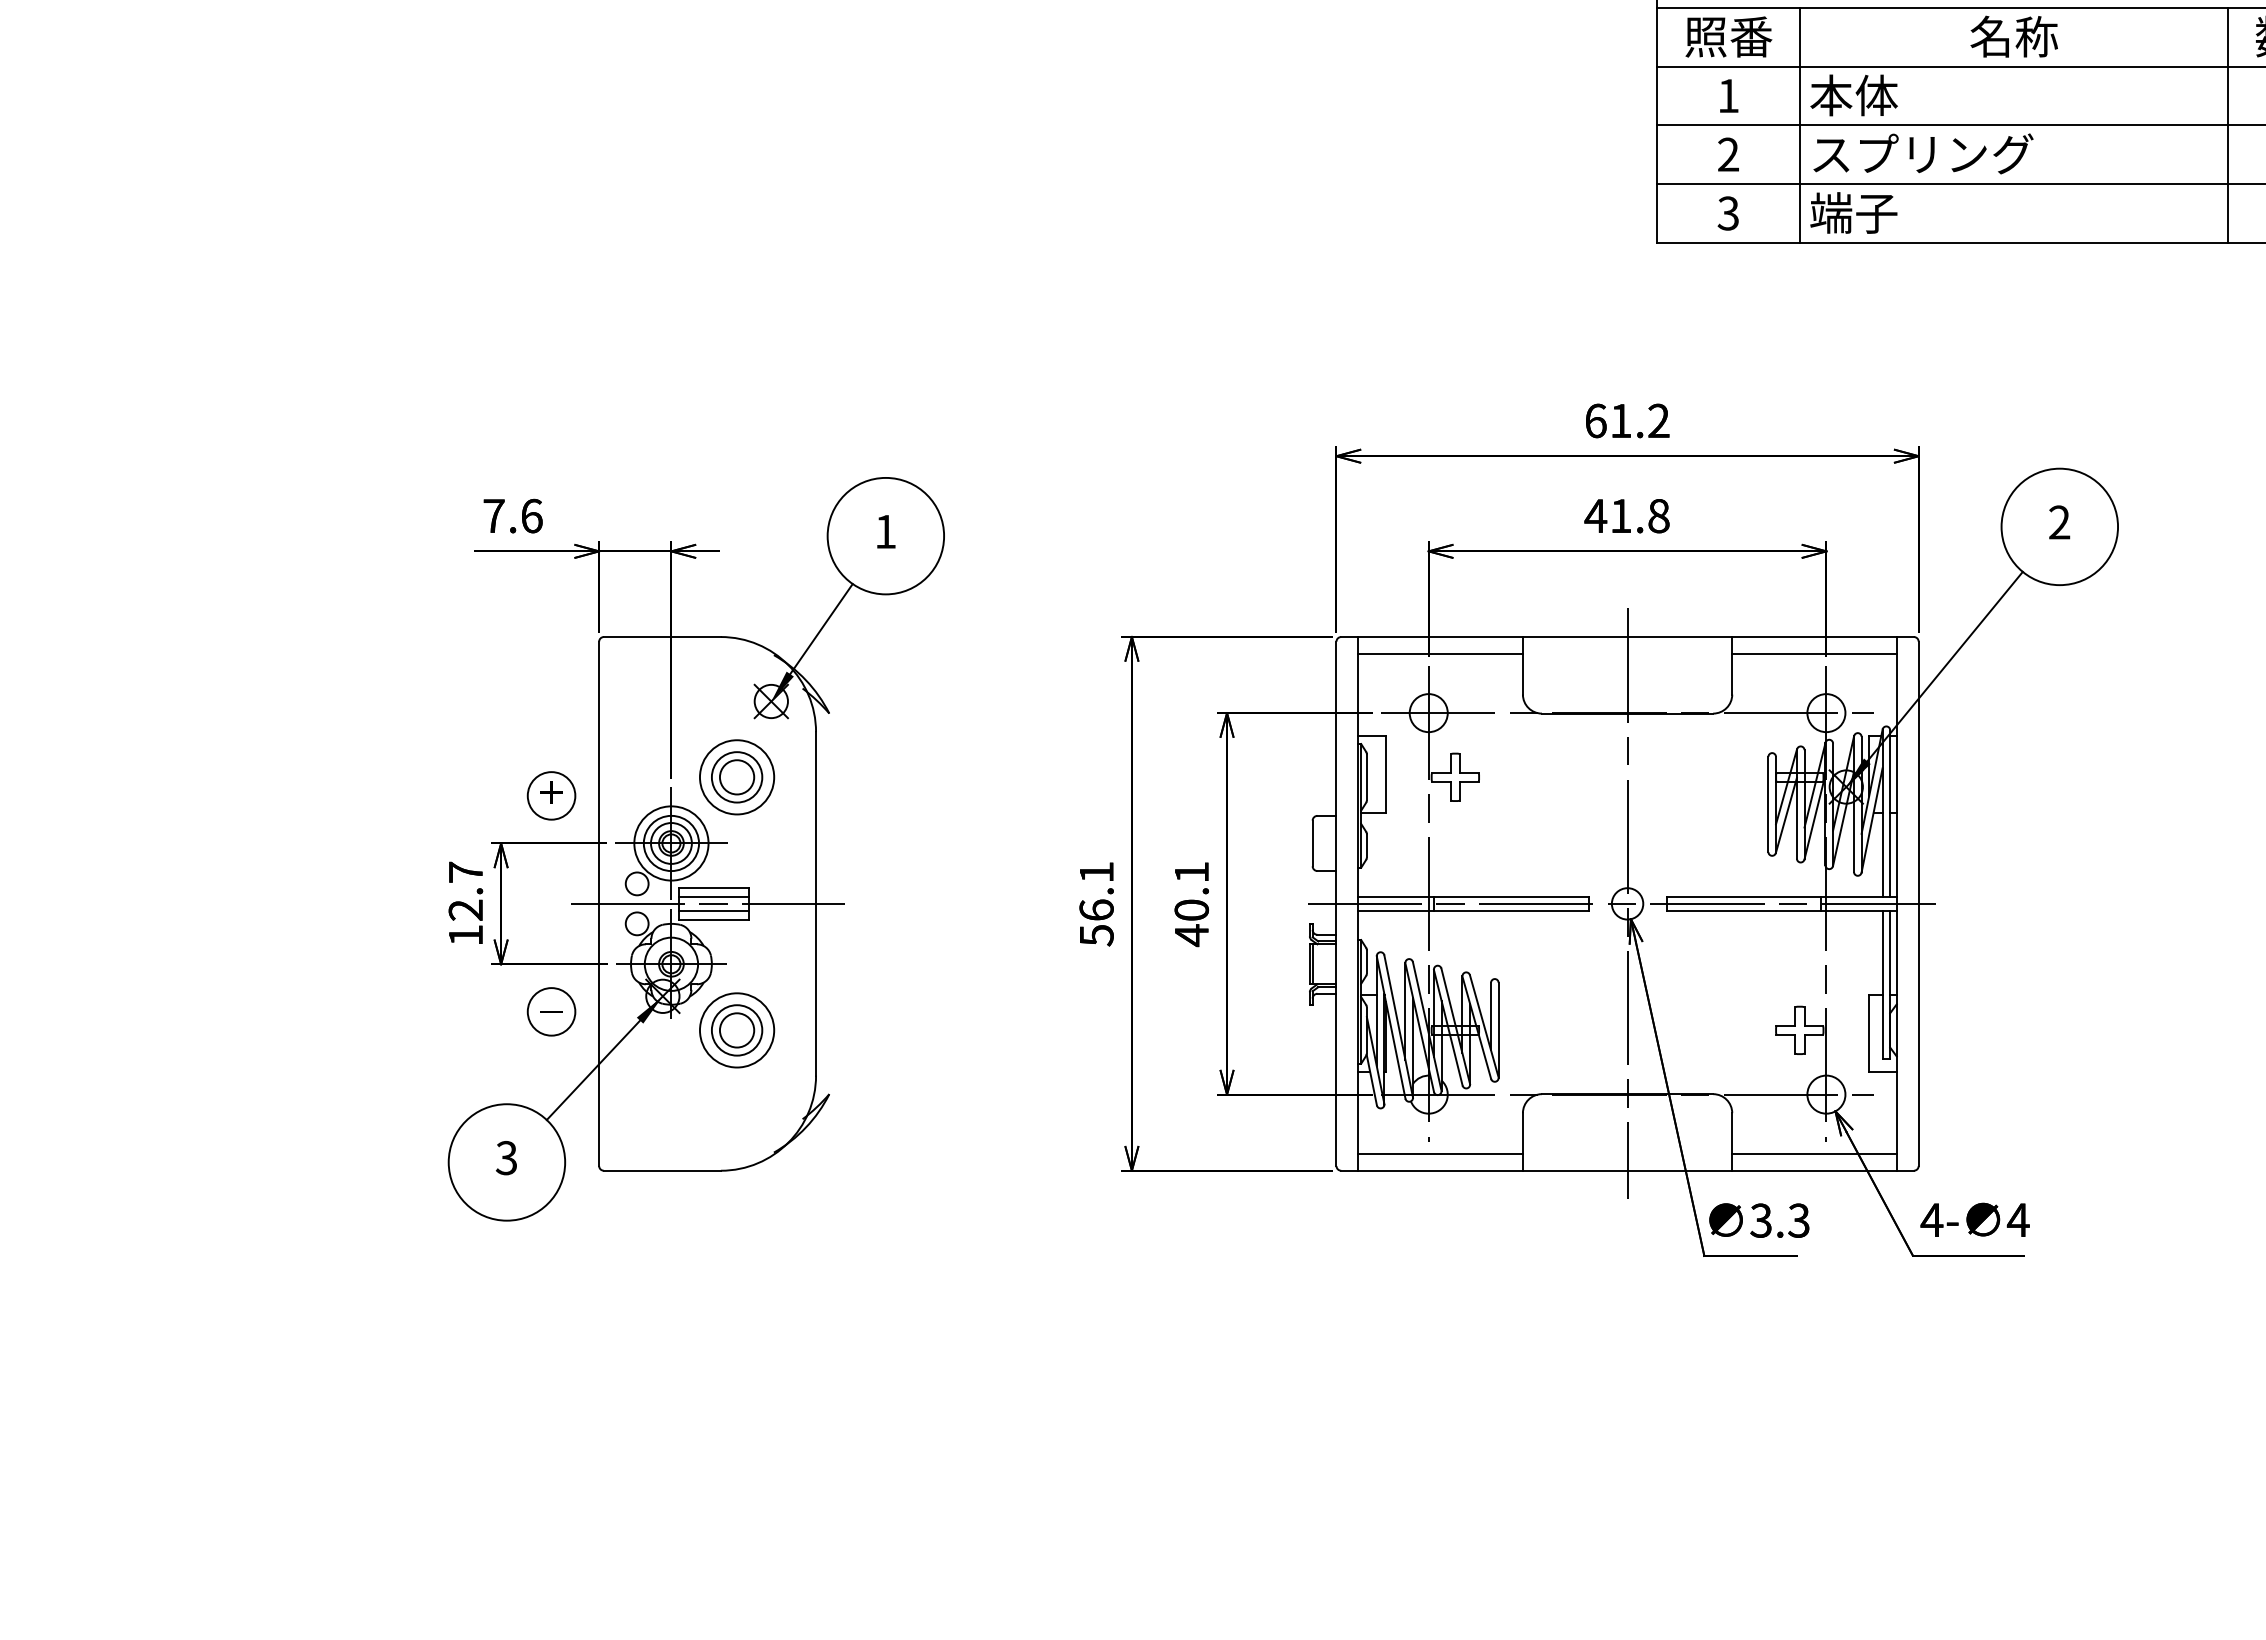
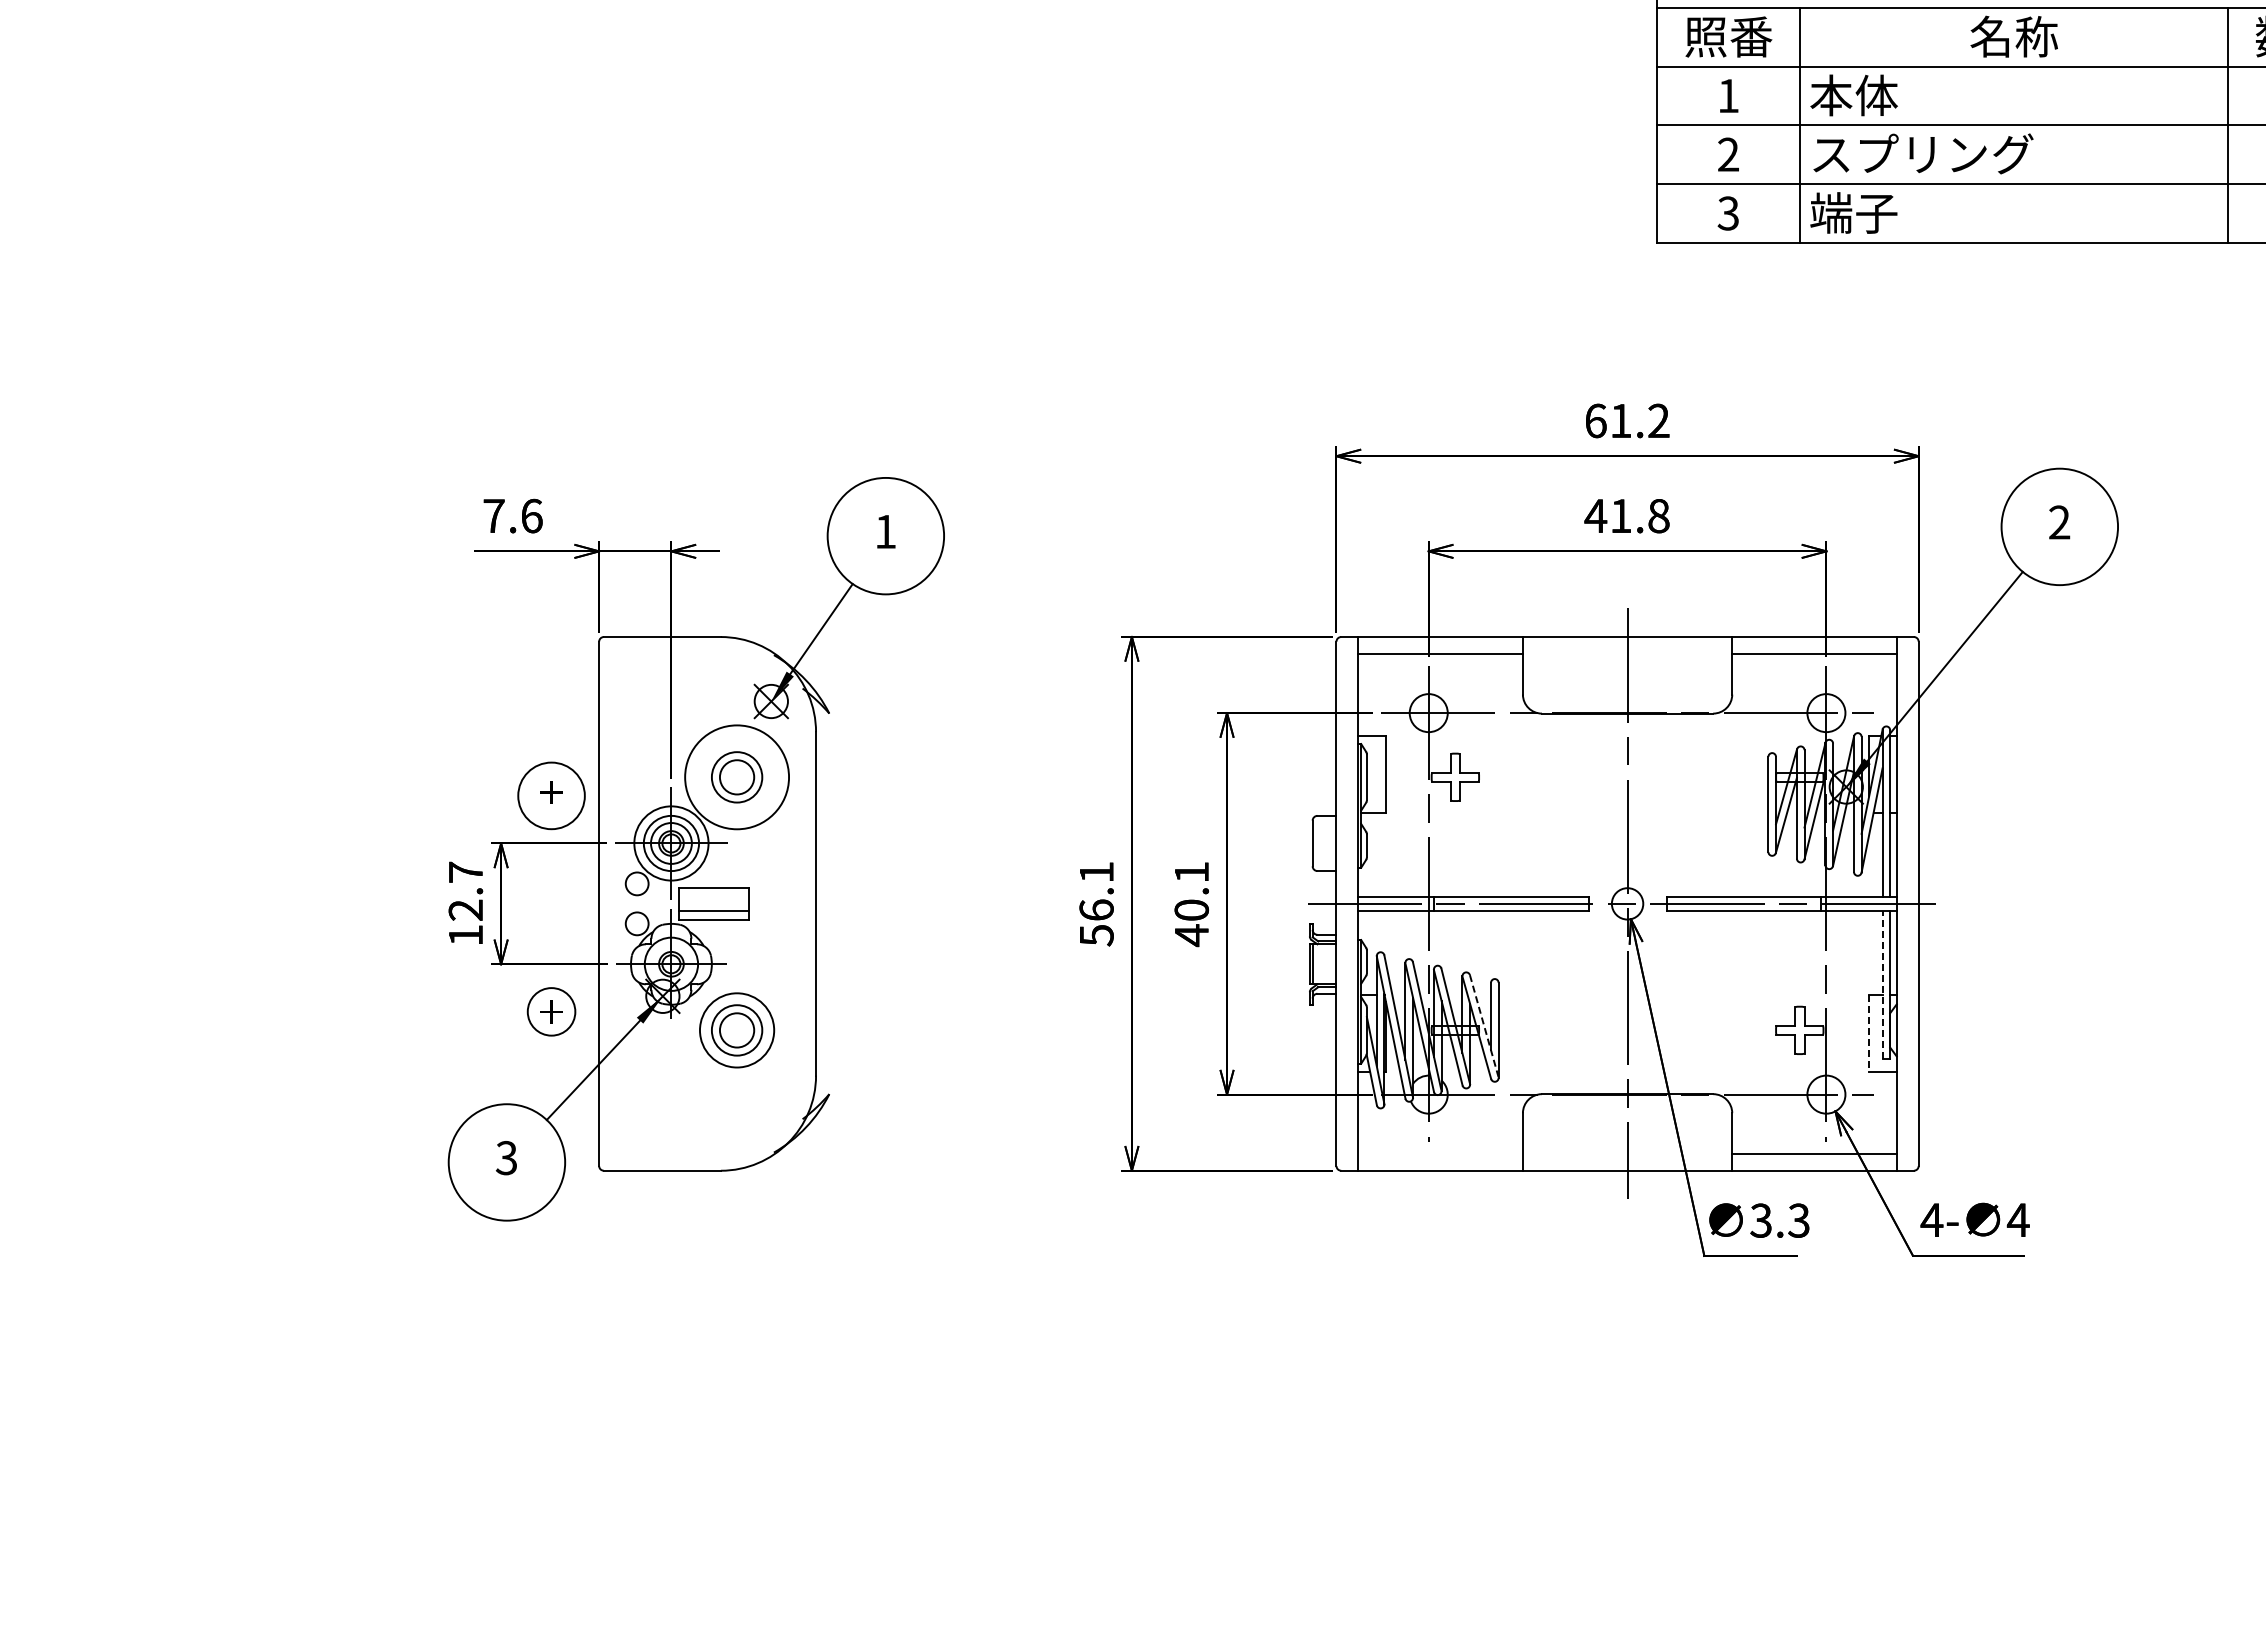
circle diameter: 74 px -> 104 px (737, 777)
circle diameter: 48 px -> 67 px (551, 795)
line: present -> none (714, 896)
line: present -> none (707, 903)
line: solid -> dashed (1882, 984)
text: － -> ＋ (551, 1011)
line: solid -> dashed (1484, 1026)
line: solid -> dashed (1869, 1033)
line: present -> none (1440, 1153)
